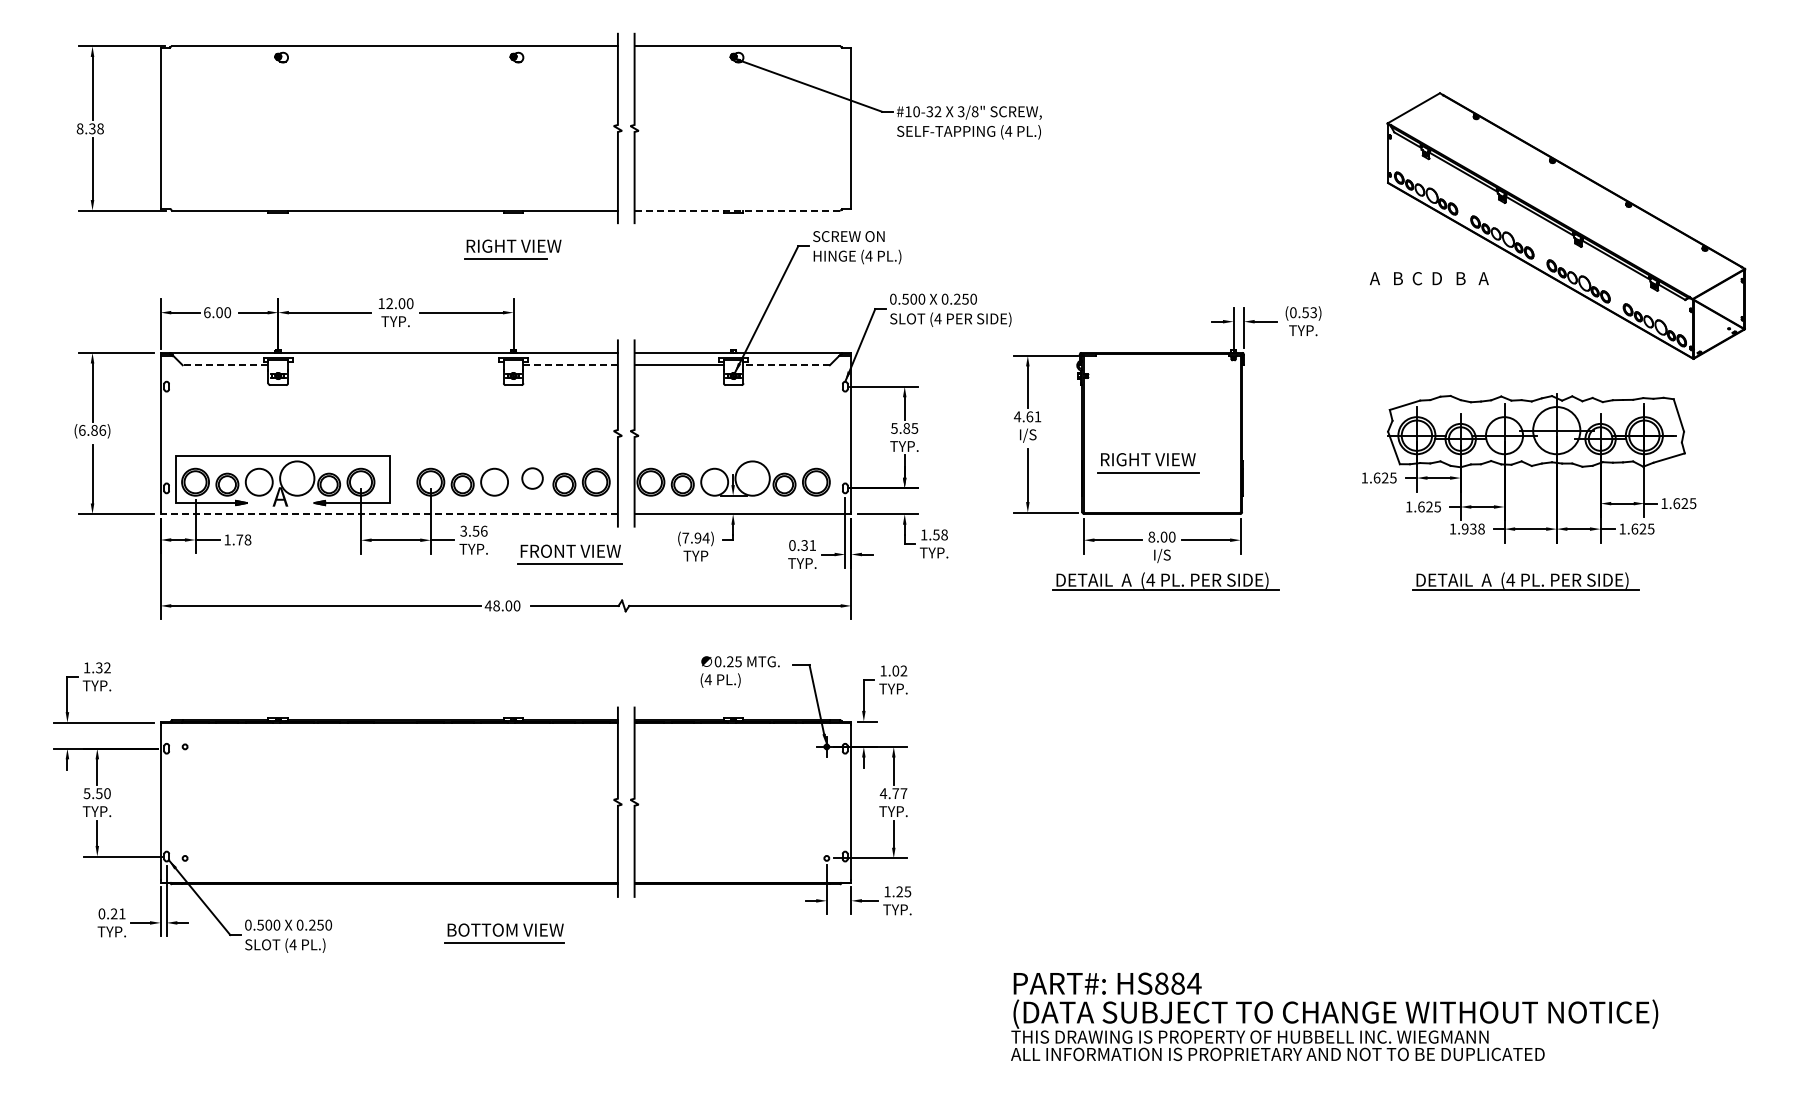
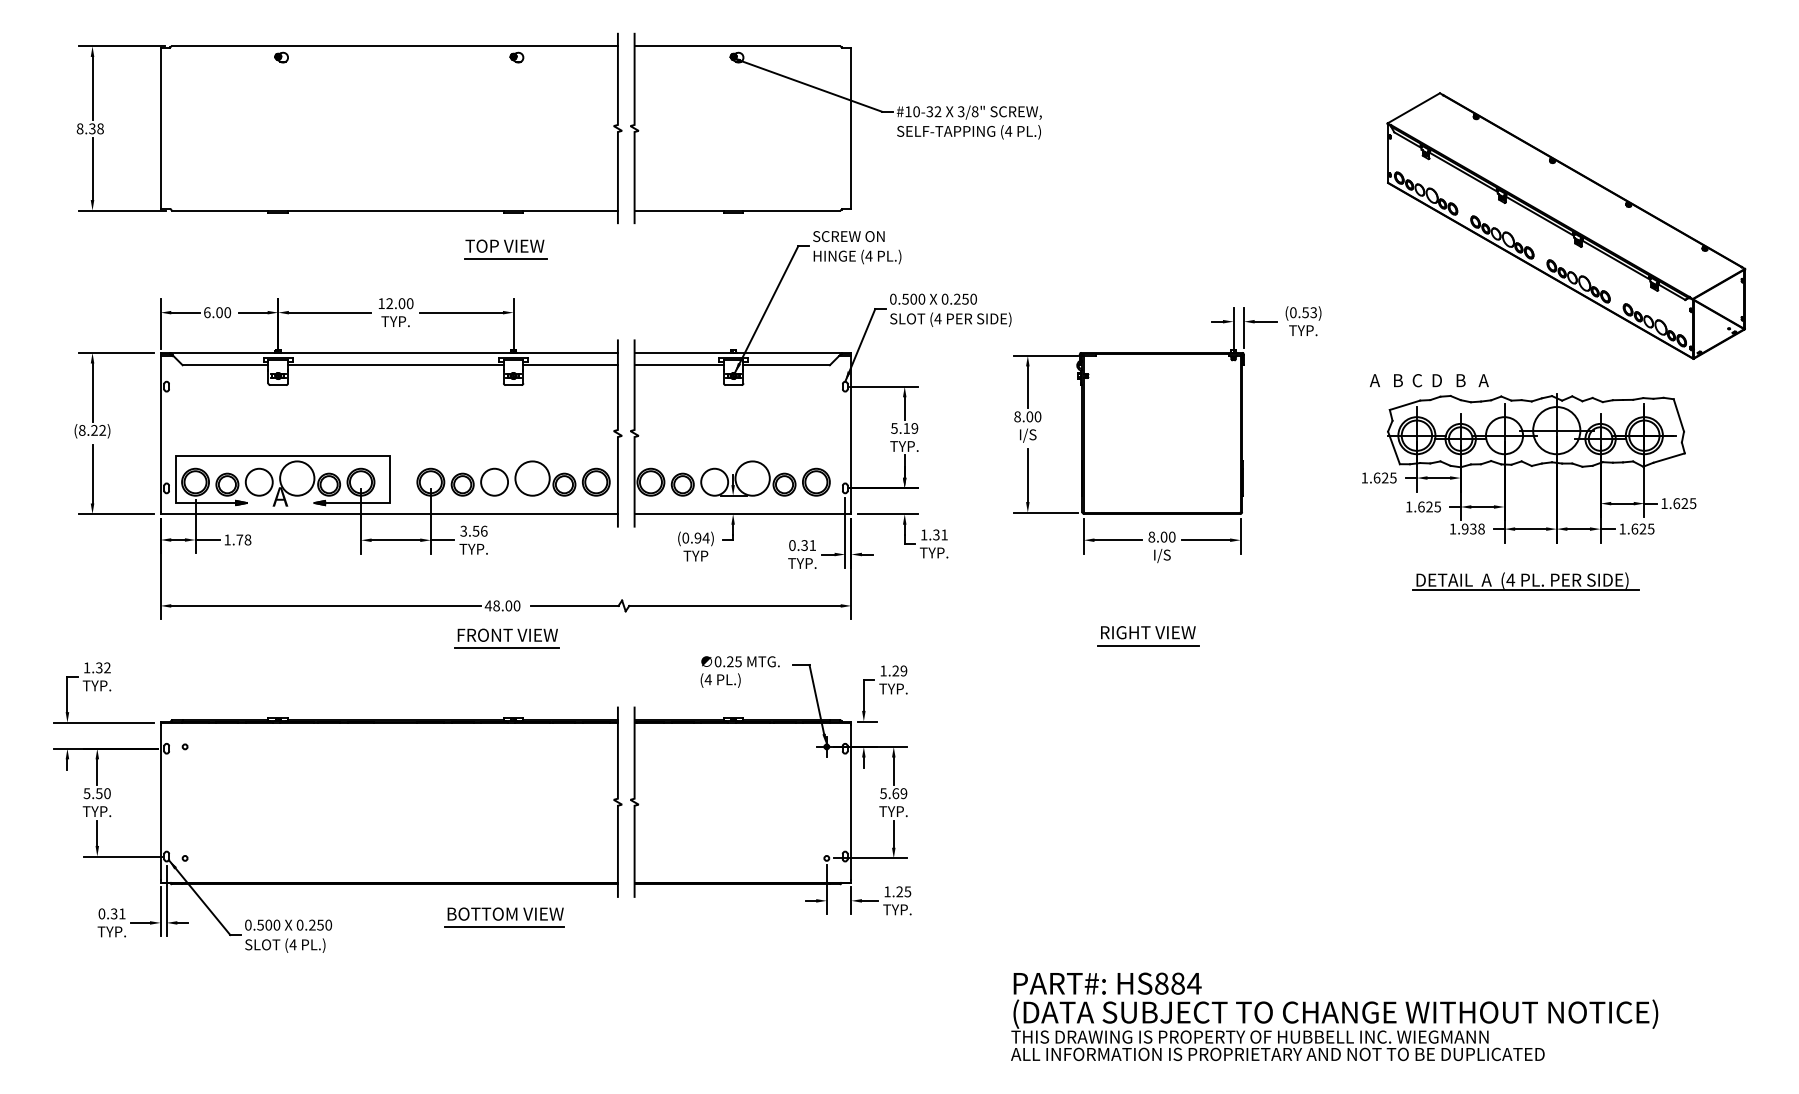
line: dashed -> solid (737, 210)
text: RIGHT VIEW -> TOP VIEW (513, 245)
text position: (1429, 278) -> (1429, 380) (1429, 380)
line: dashed -> solid (225, 365)
line: none -> present (395, 365)
line: dashed -> solid (570, 365)
line: dashed -> solid (786, 365)
text: 4.61 -> 8.00 (1027, 416)
text: 5.85 -> 5.19 (910, 428)
text: (6.86) -> (8.22) (92, 430)
part position: (1148, 463) -> (1148, 636) (1148, 636)
circle diameter: 21 px -> 34 px (532, 478)
line: dashed -> solid (389, 514)
text: 1.58 -> 1.31 (940, 534)
text: (7.94) -> (0.94) (685, 537)
part position: (569, 554) -> (506, 638) (506, 638)
part: present -> none (1165, 581)
text: 1.02 -> 1.29 (899, 670)
text: 4.77 -> 5.69 (893, 793)
text: 0.21 -> 0.31 (113, 914)
part position: (504, 933) -> (504, 917) (504, 917)
